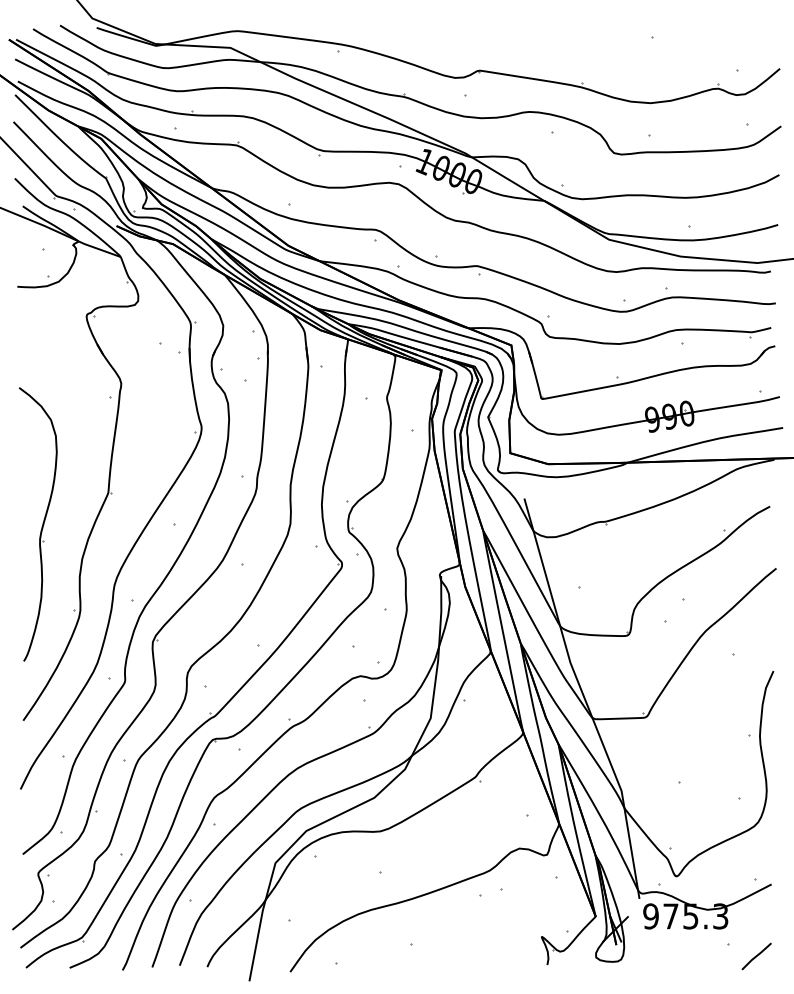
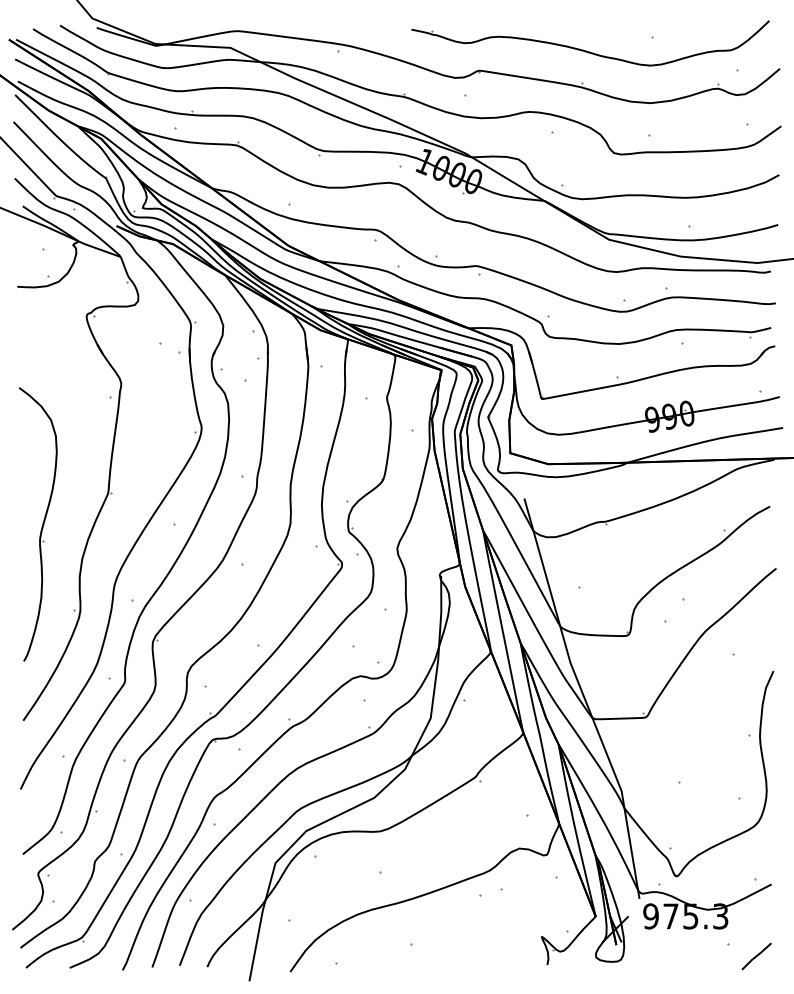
part: none -> present (590, 51)
